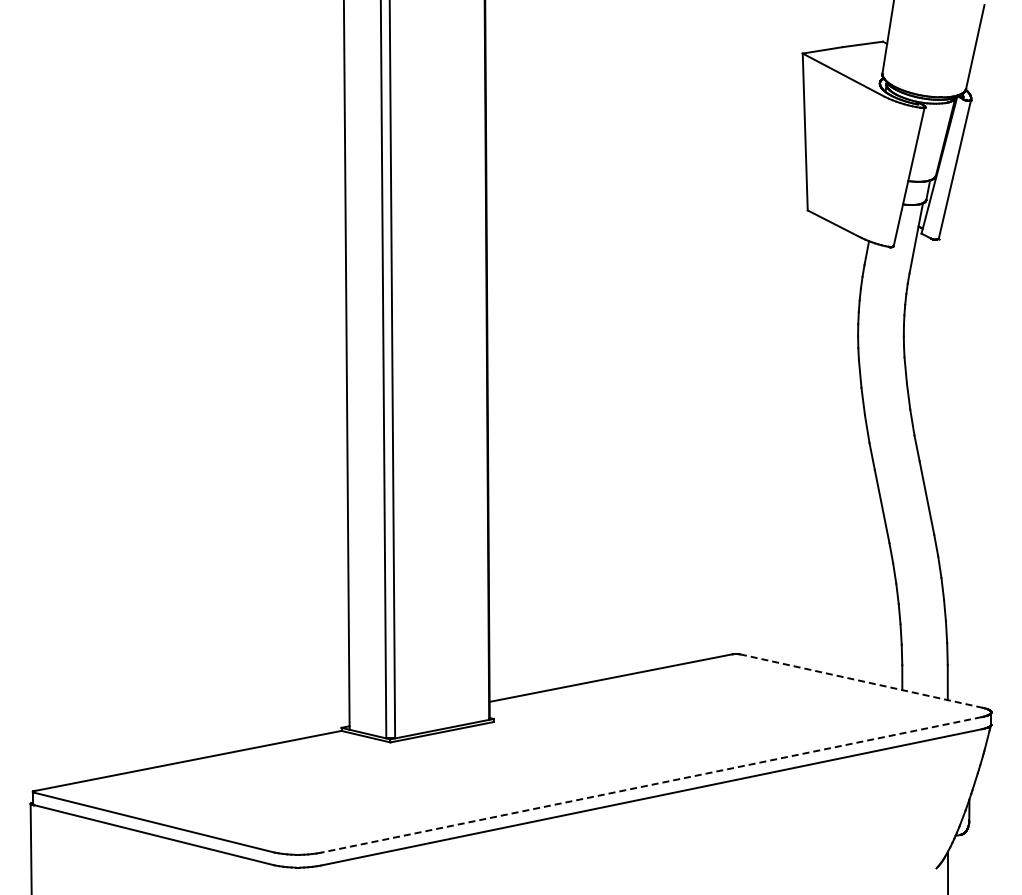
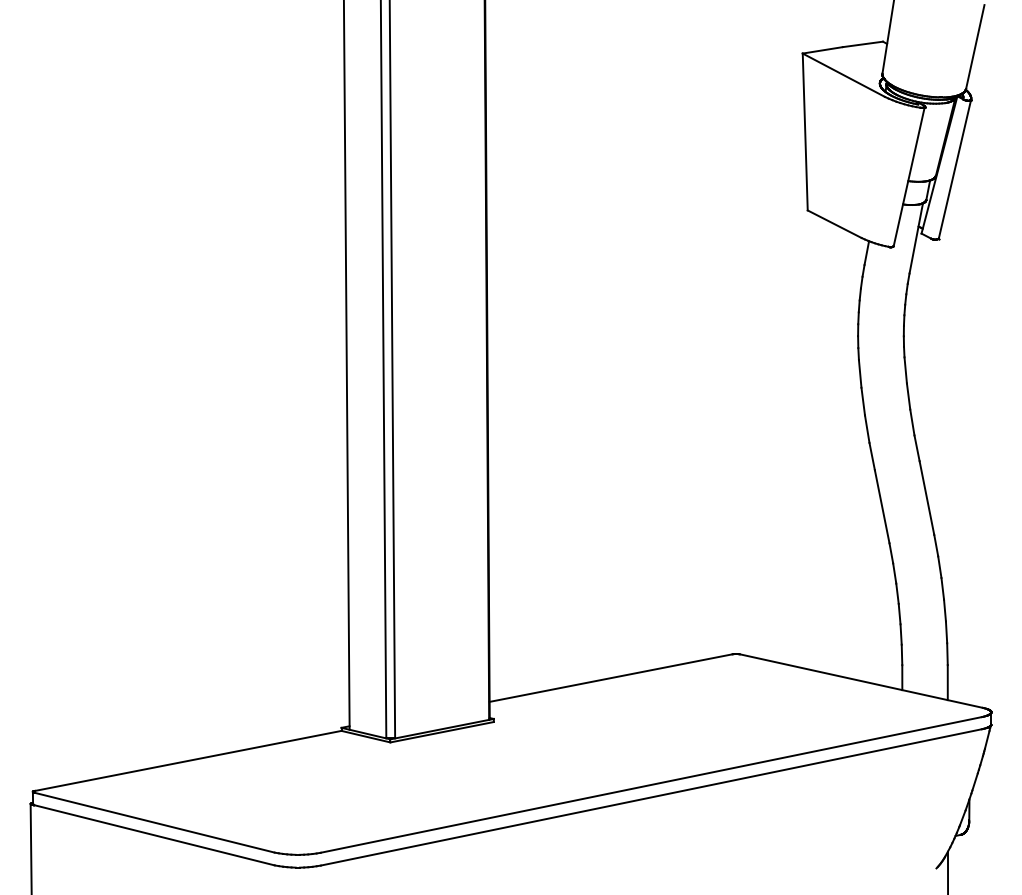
line: dashed -> solid (861, 681)
line: dashed -> solid (650, 785)
